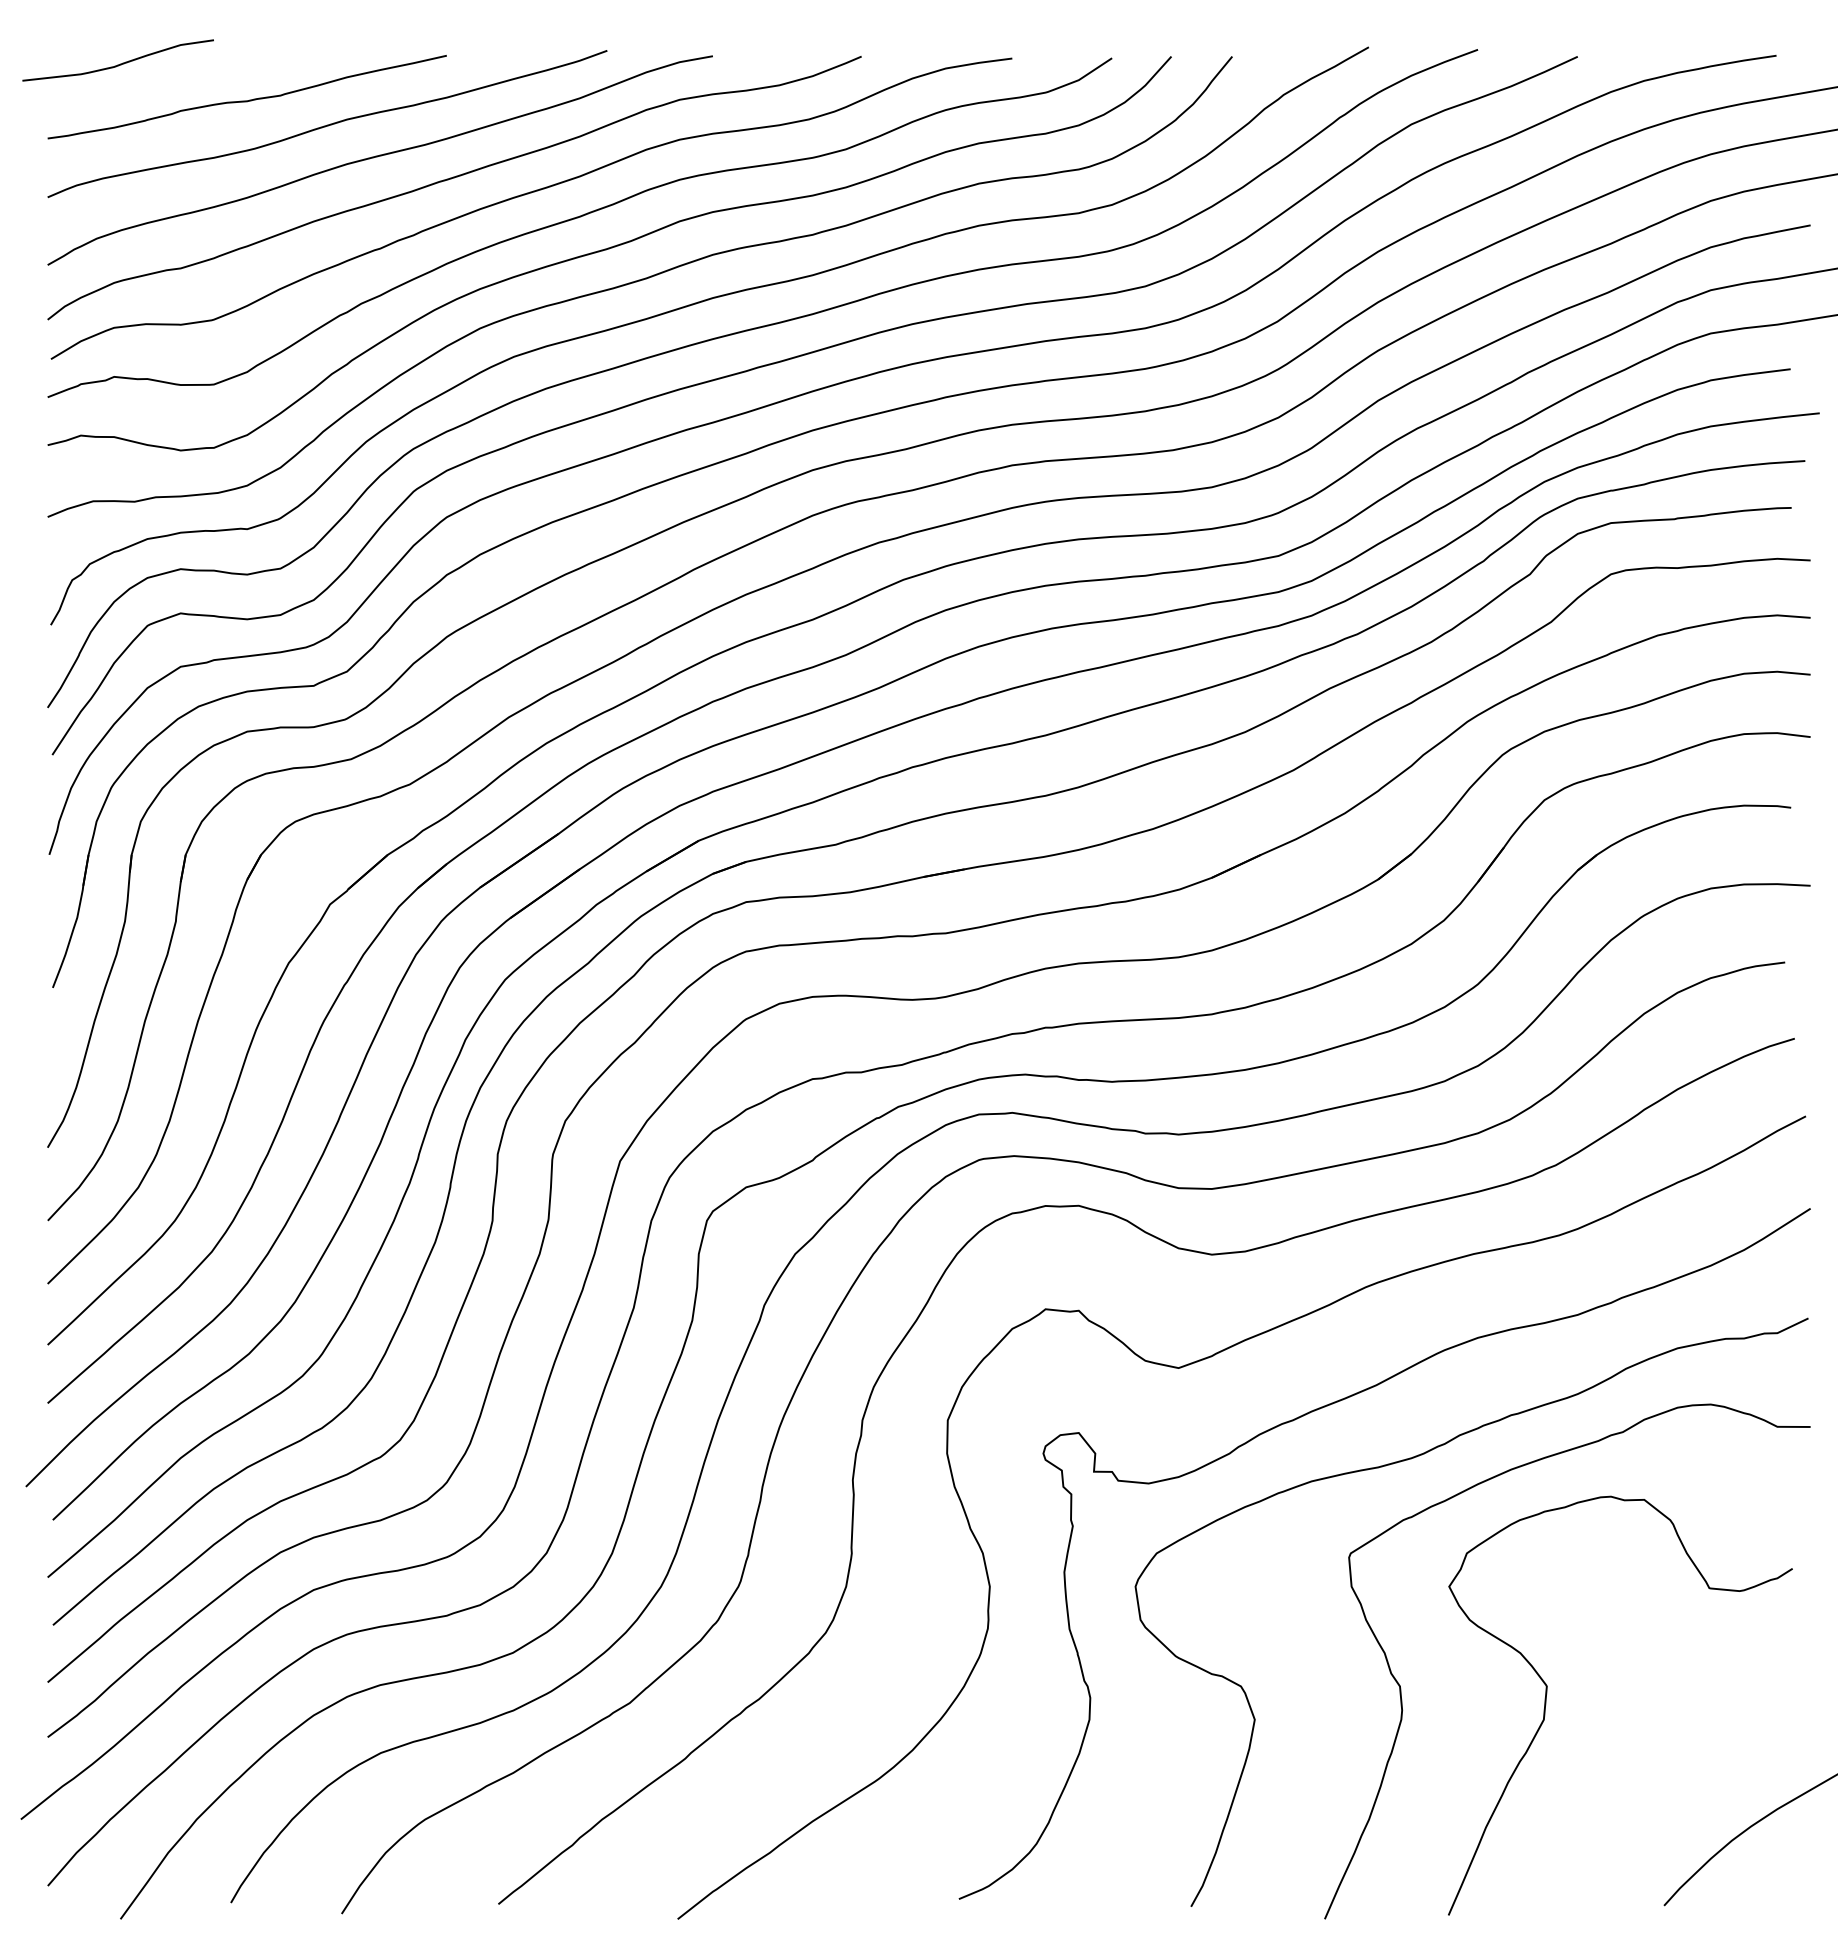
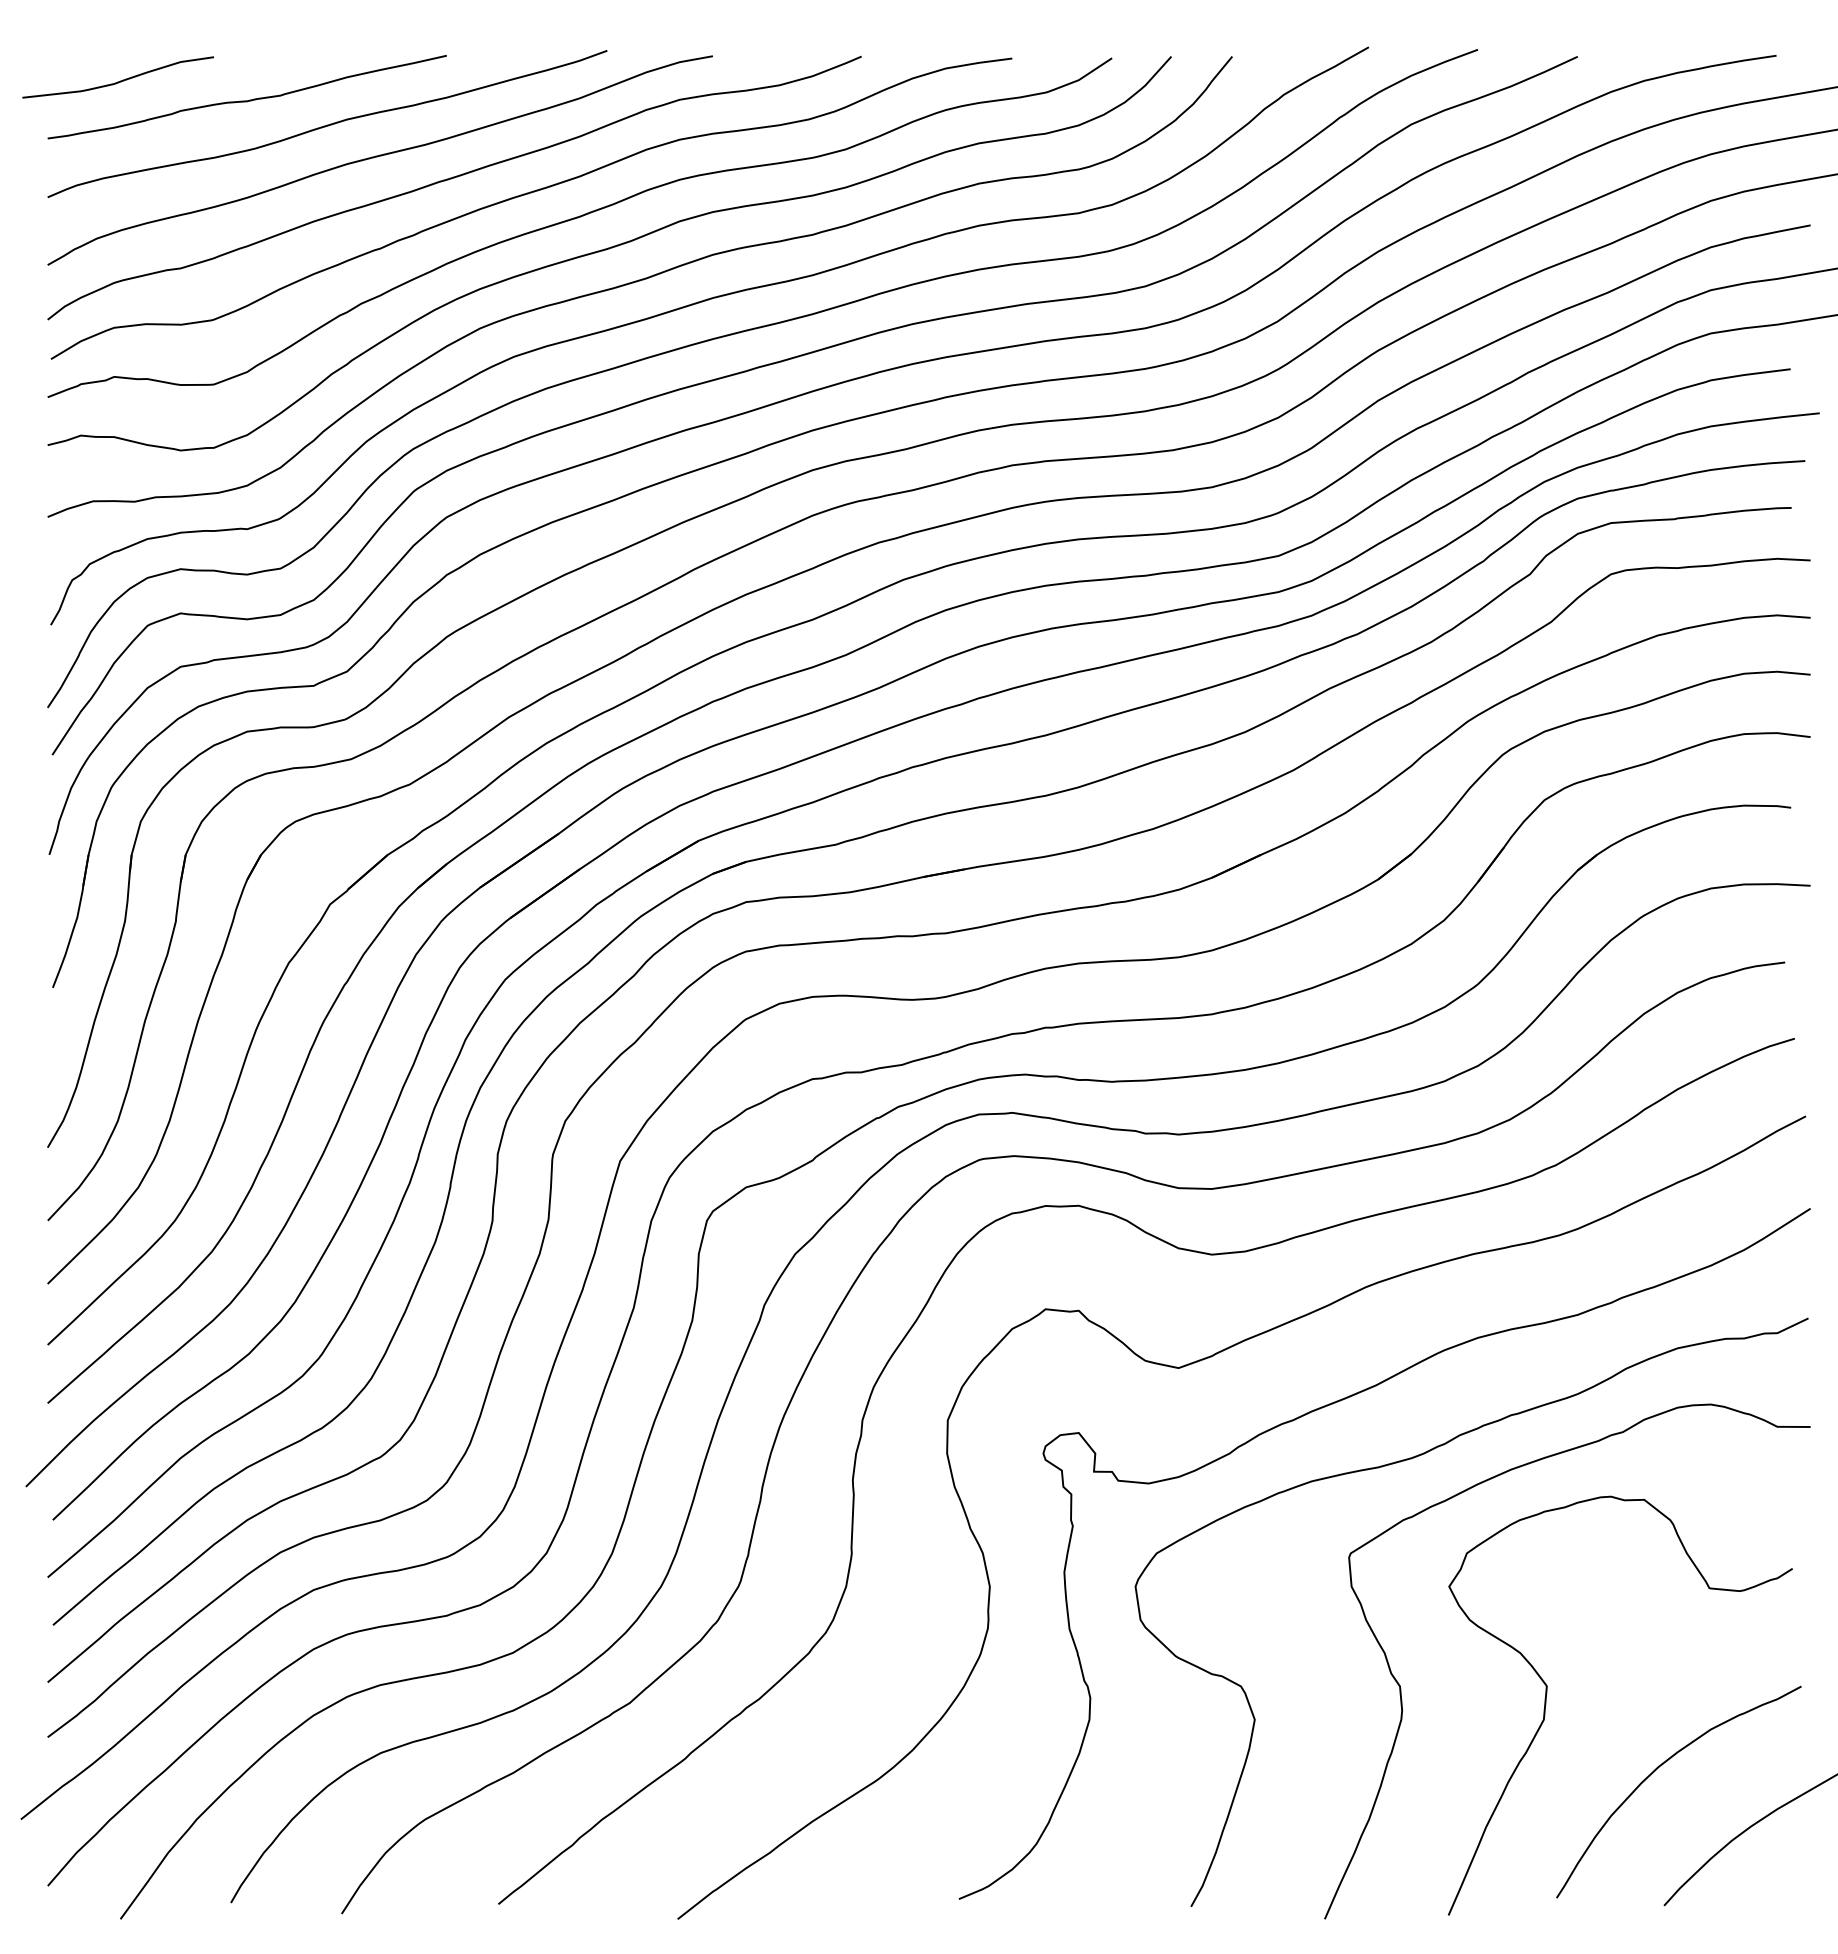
curve position: (117, 64) -> (117, 81) (117, 81)
curve: none -> present (1657, 1769)
